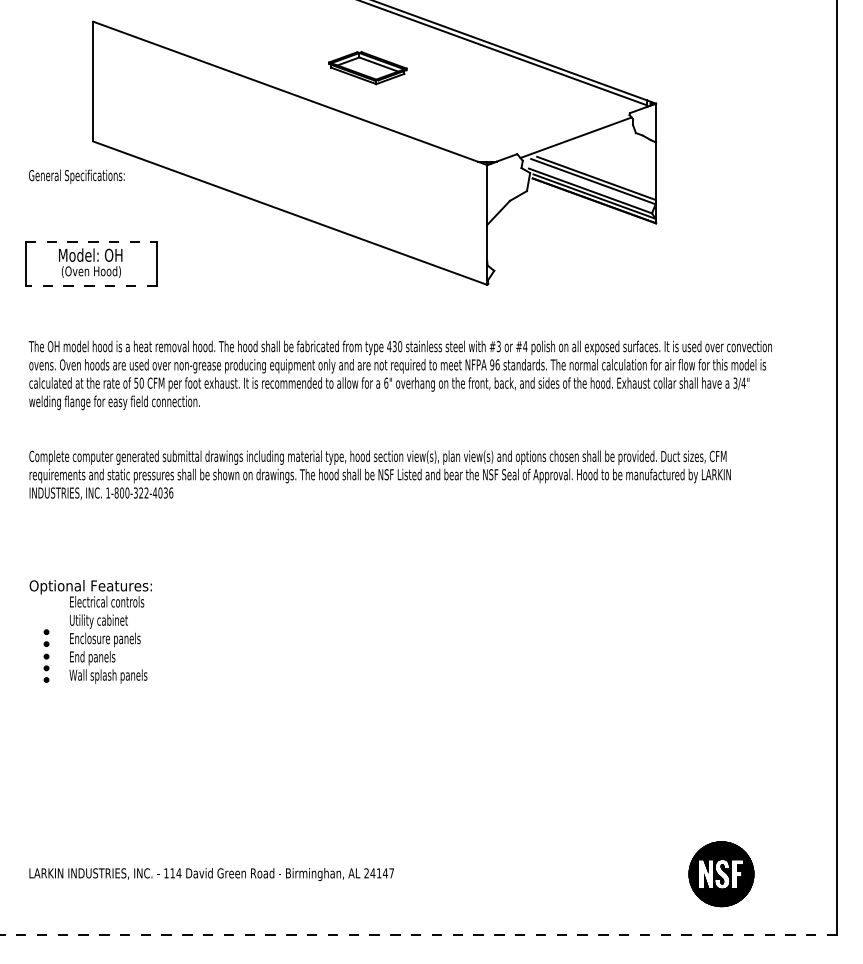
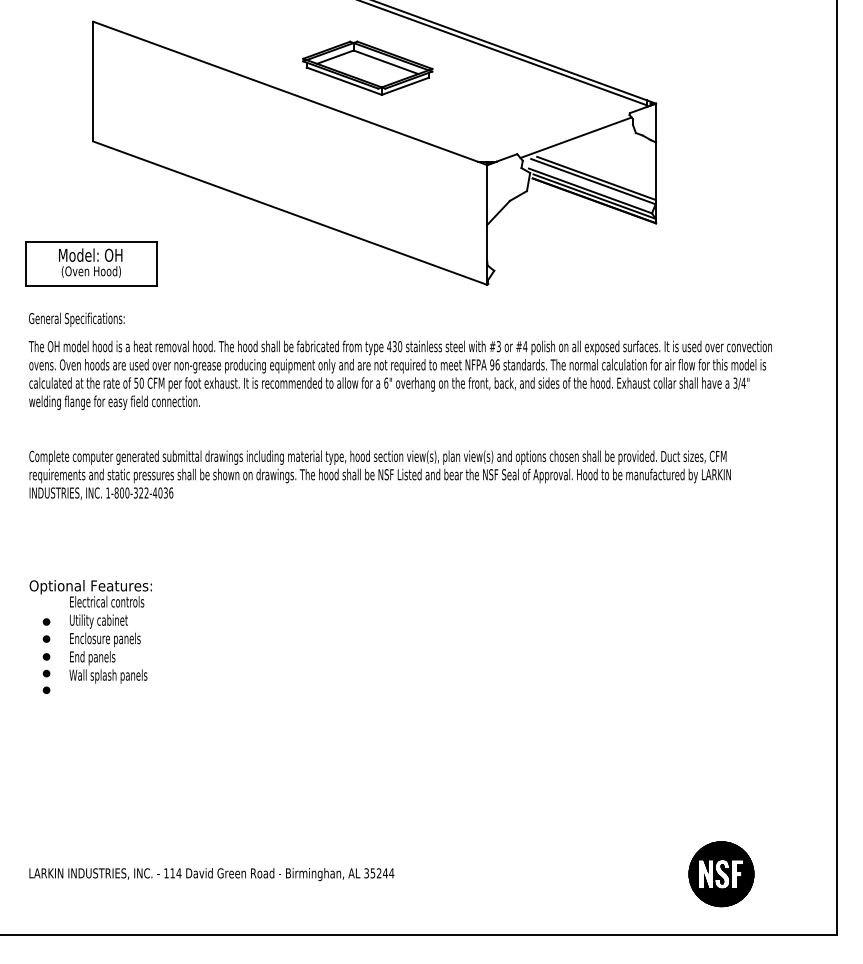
part size: 80x35 px -> 132x56 px (367, 67)
text position: (76, 176) -> (76, 319) (76, 319)
line: dashed -> solid (91, 242)
line: dashed -> solid (91, 285)
part size: 7x54 px -> 9x76 px (46, 655)
text: 24147 -> 35244 (379, 873)
line: dashed -> solid (418, 935)
